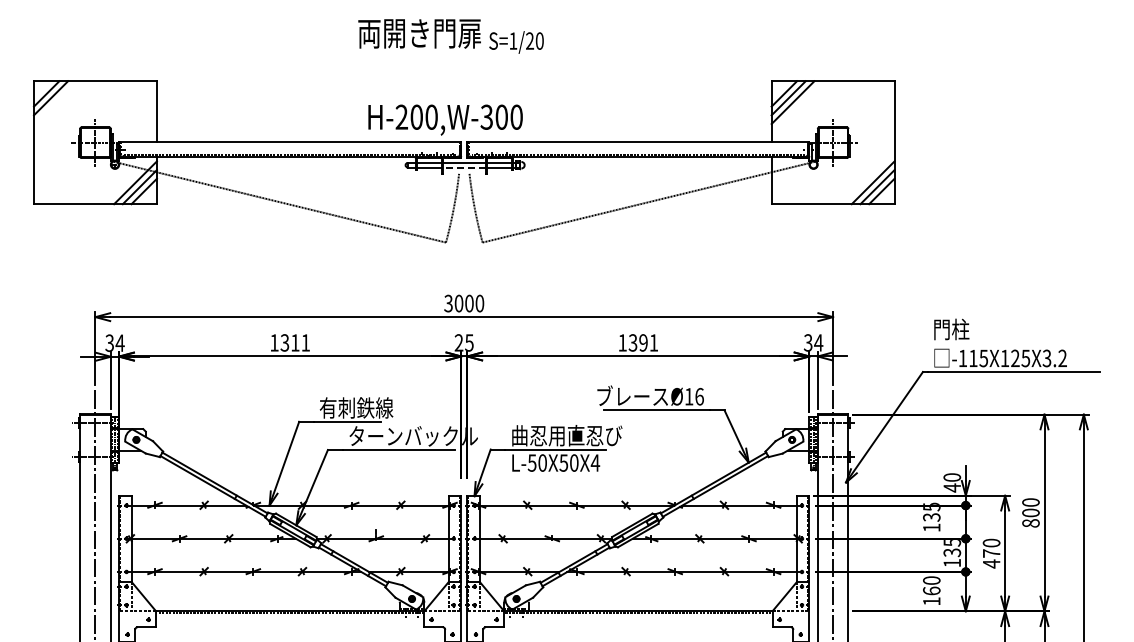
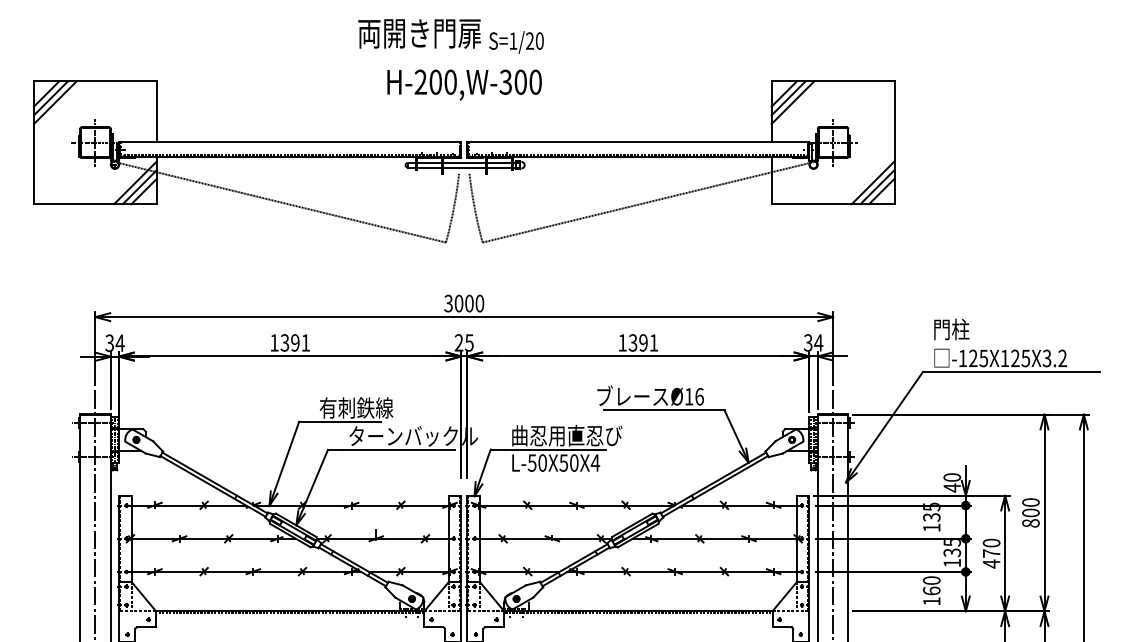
line: none -> present (55, 102)
text position: (445, 119) -> (464, 84) (464, 84)
line: dashed -> solid (464, 167)
text: 1311 -> 1391 (295, 342)
text: -115X125X3.2 -> -125X125X3.2 (973, 357)
